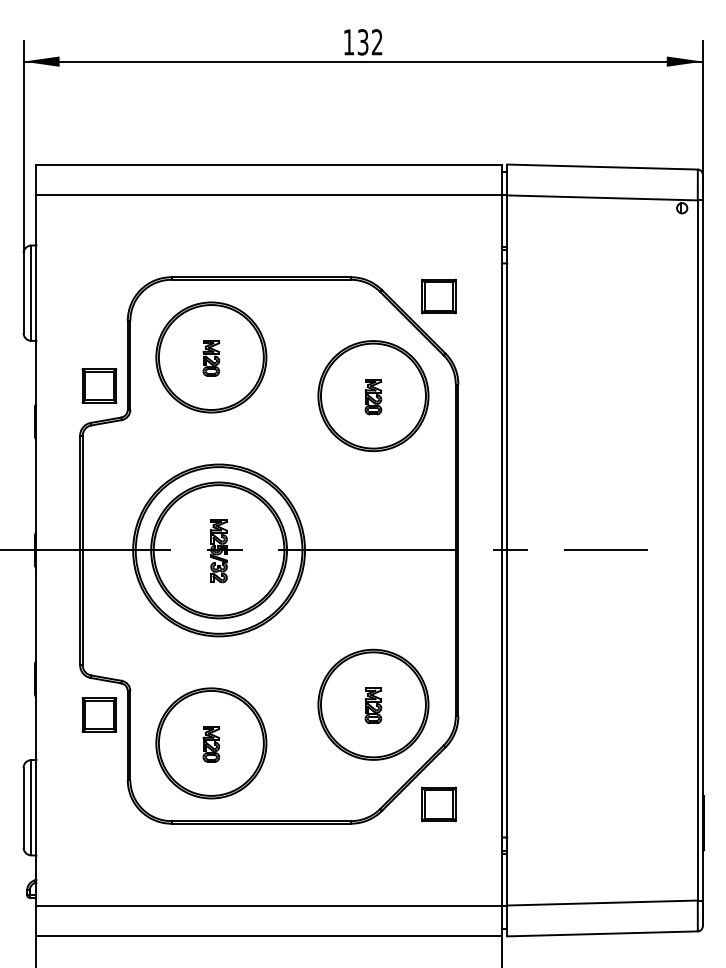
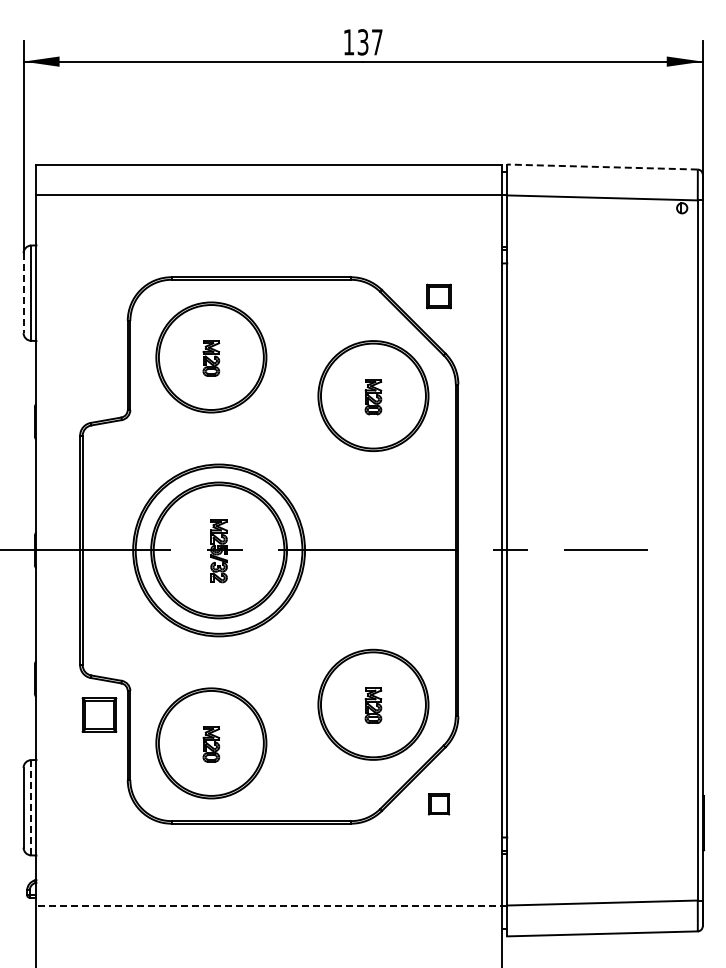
text: 132 -> 137 (376, 42)
line: solid -> dashed (602, 167)
line: solid -> dashed (23, 293)
part size: 36x37 px -> 26x27 px (438, 296)
part: present -> none (99, 385)
part size: 36x37 px -> 23x23 px (439, 804)
line: solid -> dashed (31, 807)
line: solid -> dashed (271, 905)
line: present -> none (269, 936)
